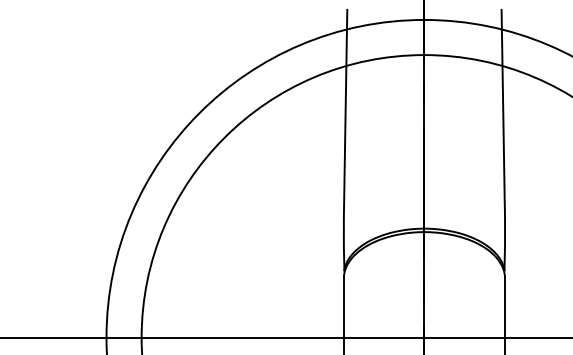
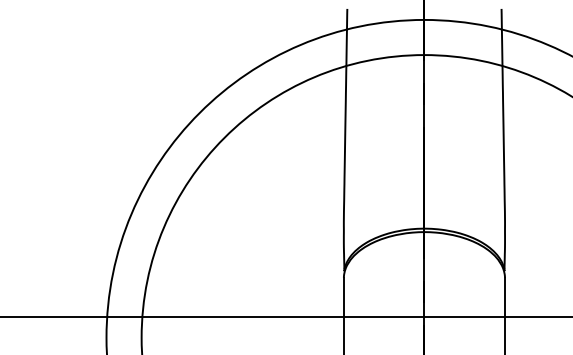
line position: (285, 337) -> (285, 316) (285, 316)
